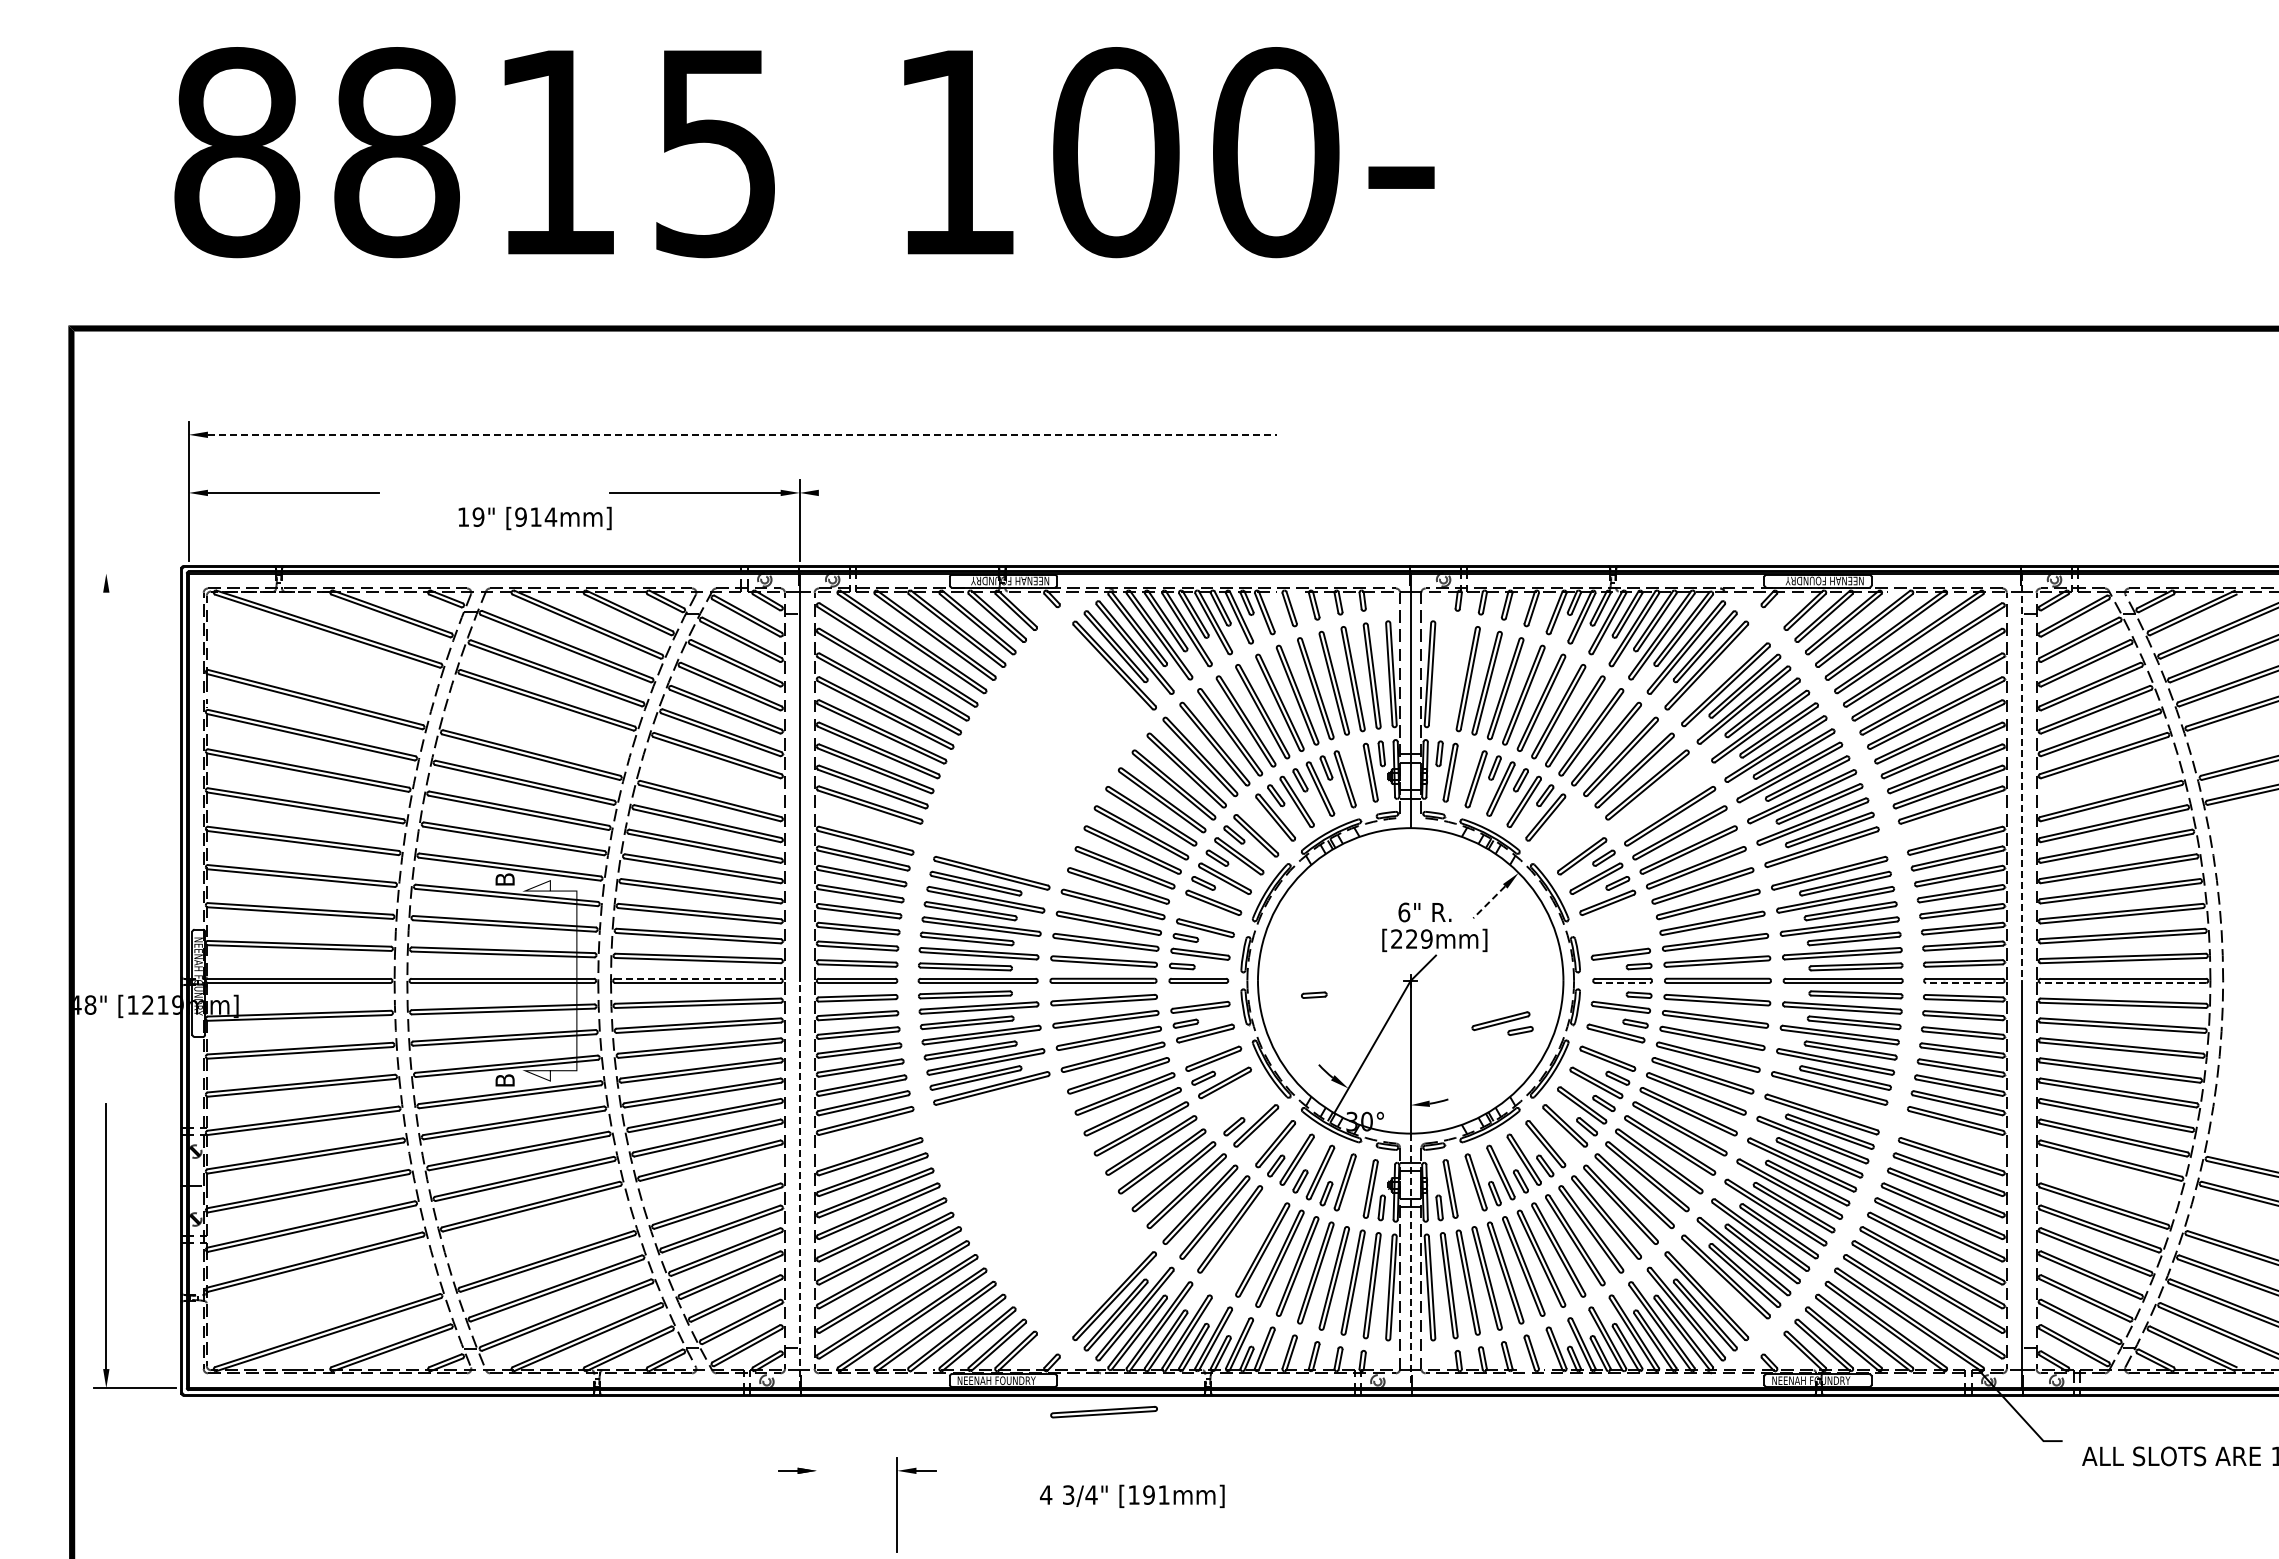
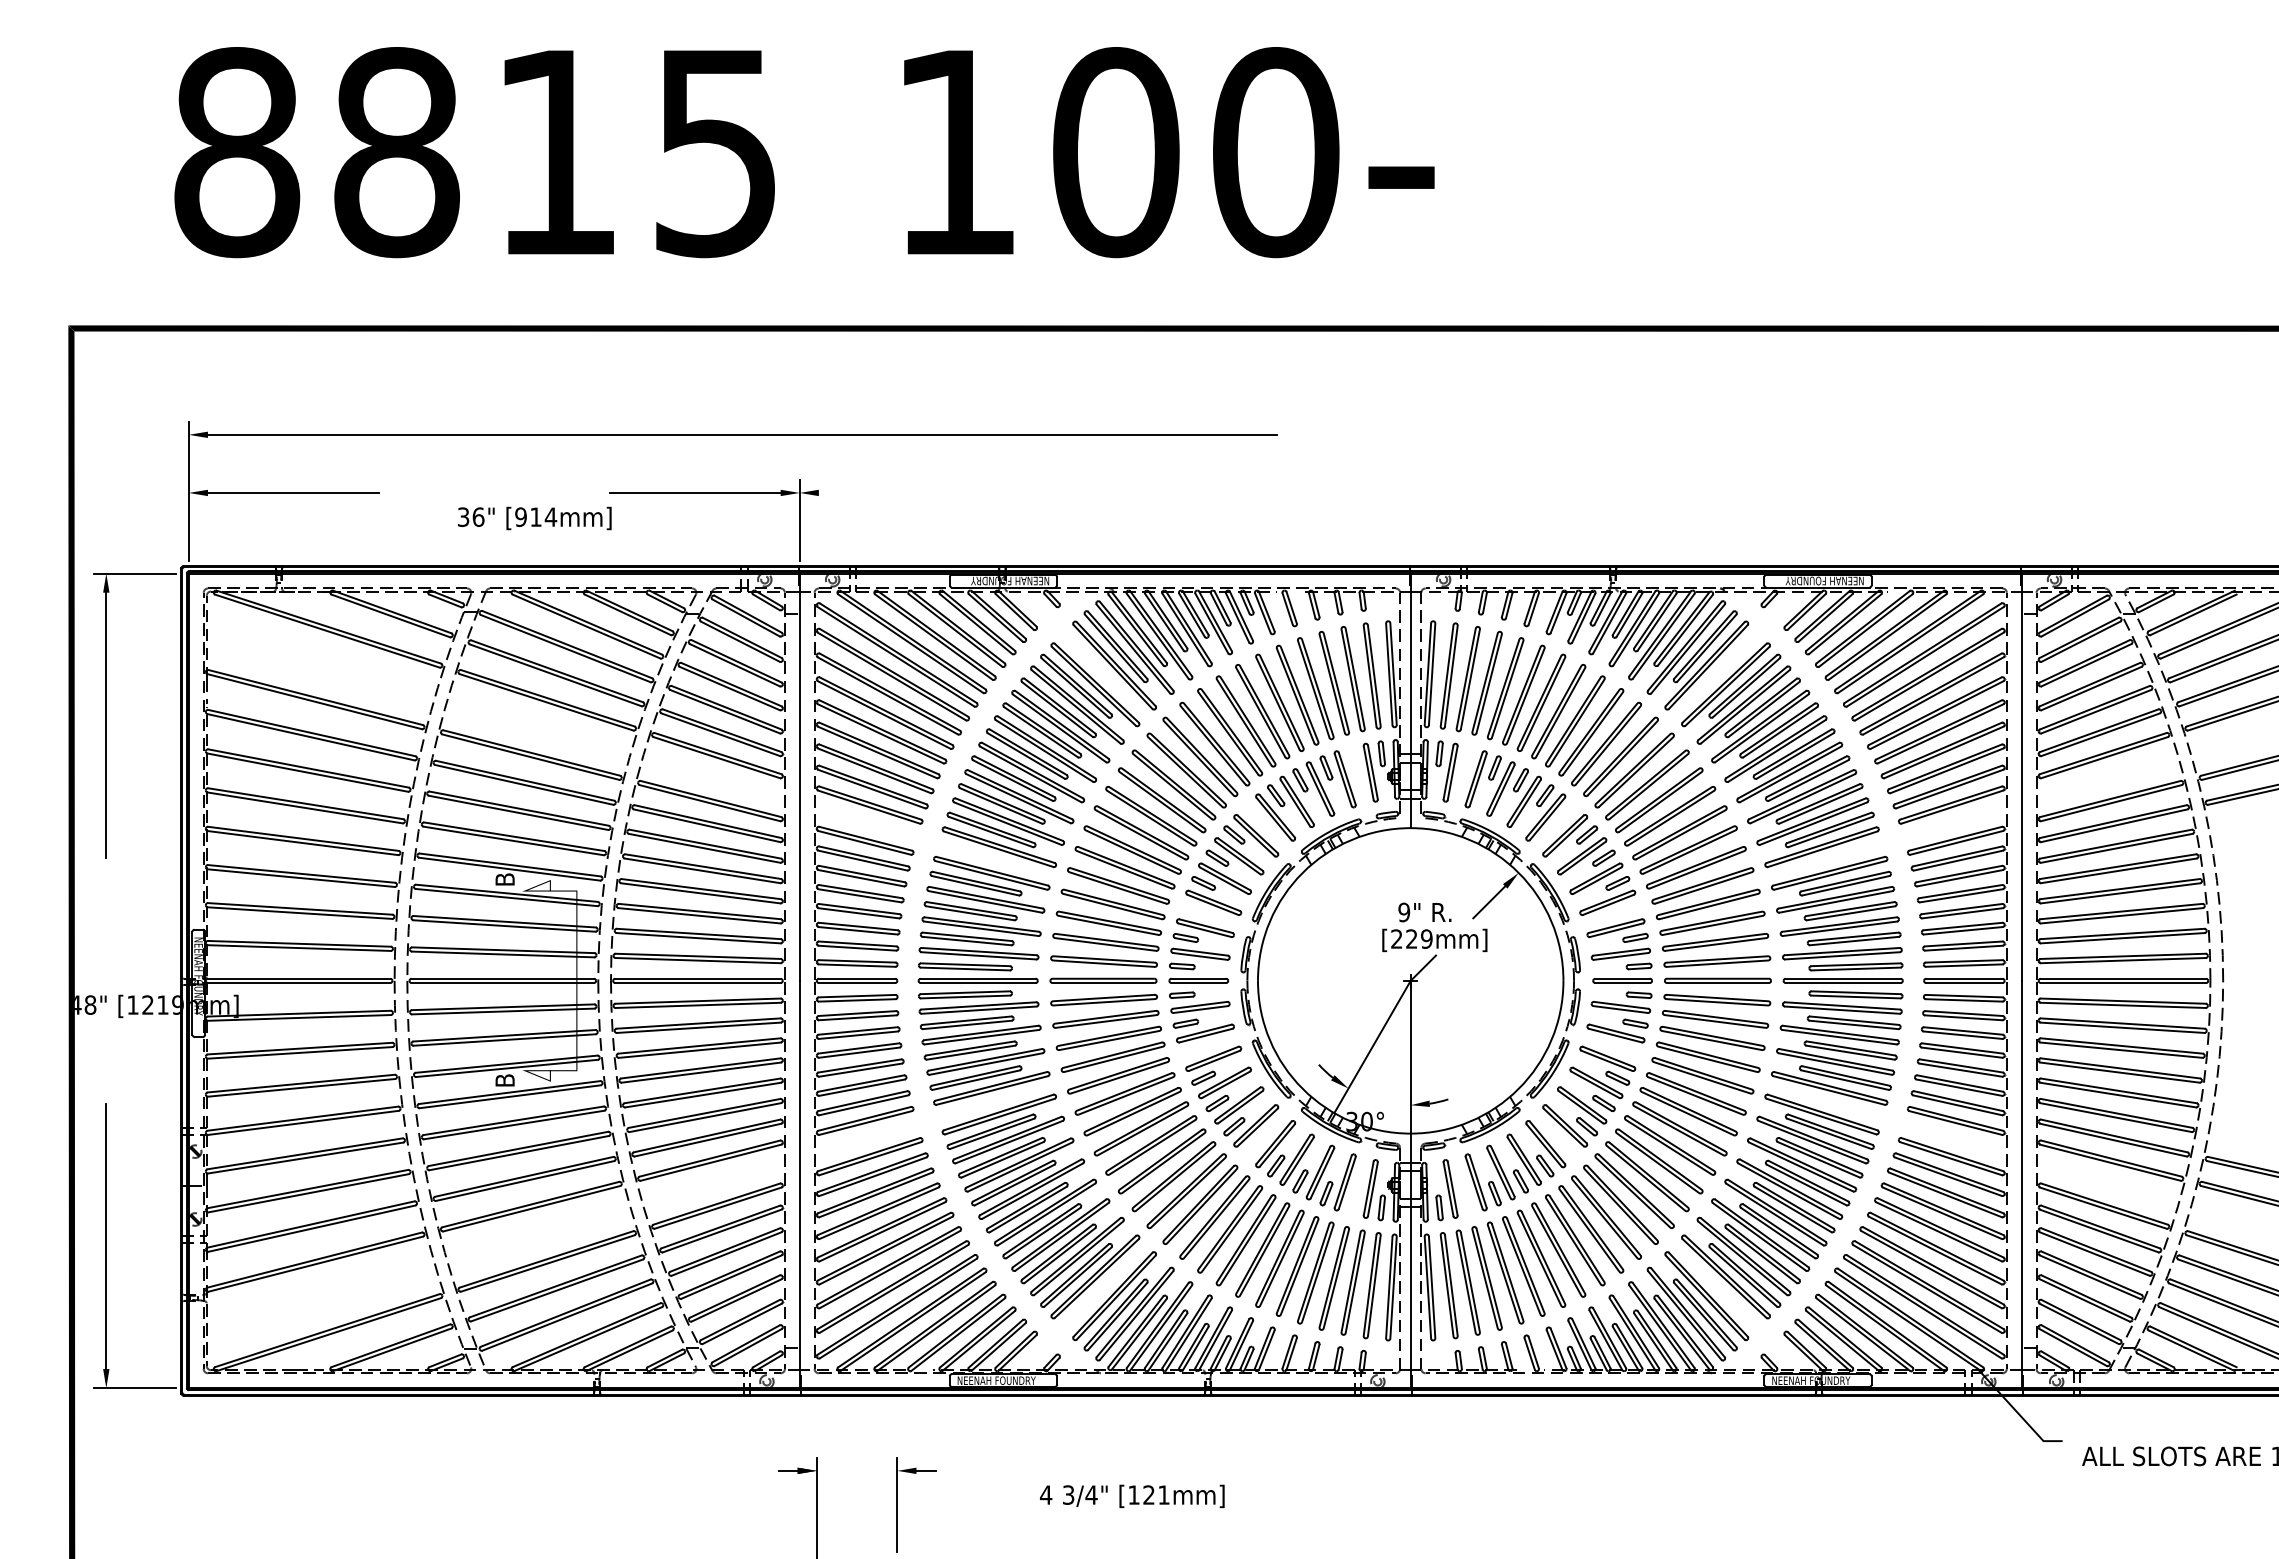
line: dashed -> solid (742, 434)
text: 19" -> 36" (471, 516)
line: none -> present (134, 573)
curve: none -> present (1448, 675)
line: none -> present (106, 725)
part: none -> present (1040, 754)
line: dashed -> solid (2021, 777)
curve: none -> present (1660, 800)
part: none -> present (1570, 835)
line: dashed -> solid (1489, 902)
text: 6" -> 9" (1404, 912)
line: dashed -> solid (697, 978)
line: dashed -> solid (1623, 983)
line: dashed -> solid (1963, 983)
line: dashed -> solid (2123, 983)
part position: (1314, 994) -> (1182, 994) (1182, 994)
part position: (1502, 1023) -> (1617, 930) (1617, 930)
part: none -> present (1234, 1105)
line: dashed -> solid (799, 1184)
part: none -> present (1040, 1206)
curve: none -> present (1245, 1239)
line: dashed -> solid (1410, 1261)
curve: present -> none (1103, 1413)
text: [191mm] -> [121mm] (1148, 1494)
line: none -> present (816, 1506)
